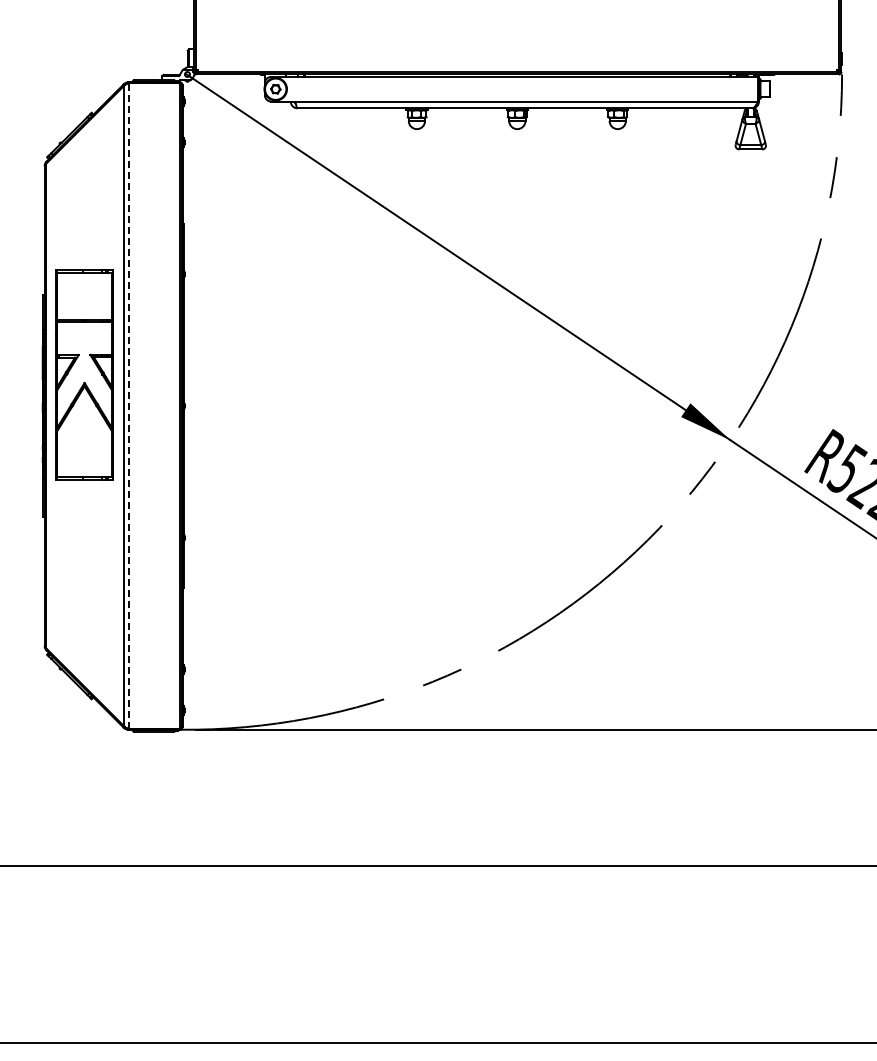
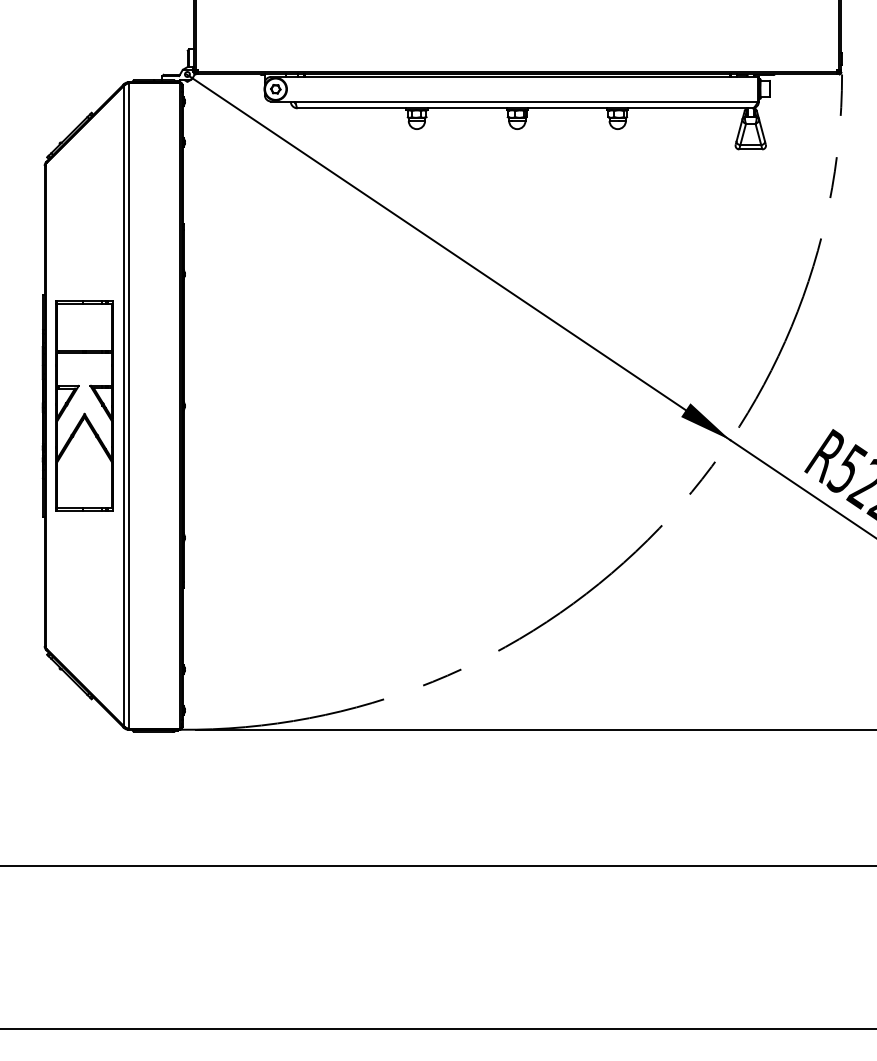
part position: (84, 374) -> (84, 405) (84, 405)
line: dashed -> solid (128, 406)
line position: (437, 1043) -> (437, 1029) (437, 1029)
